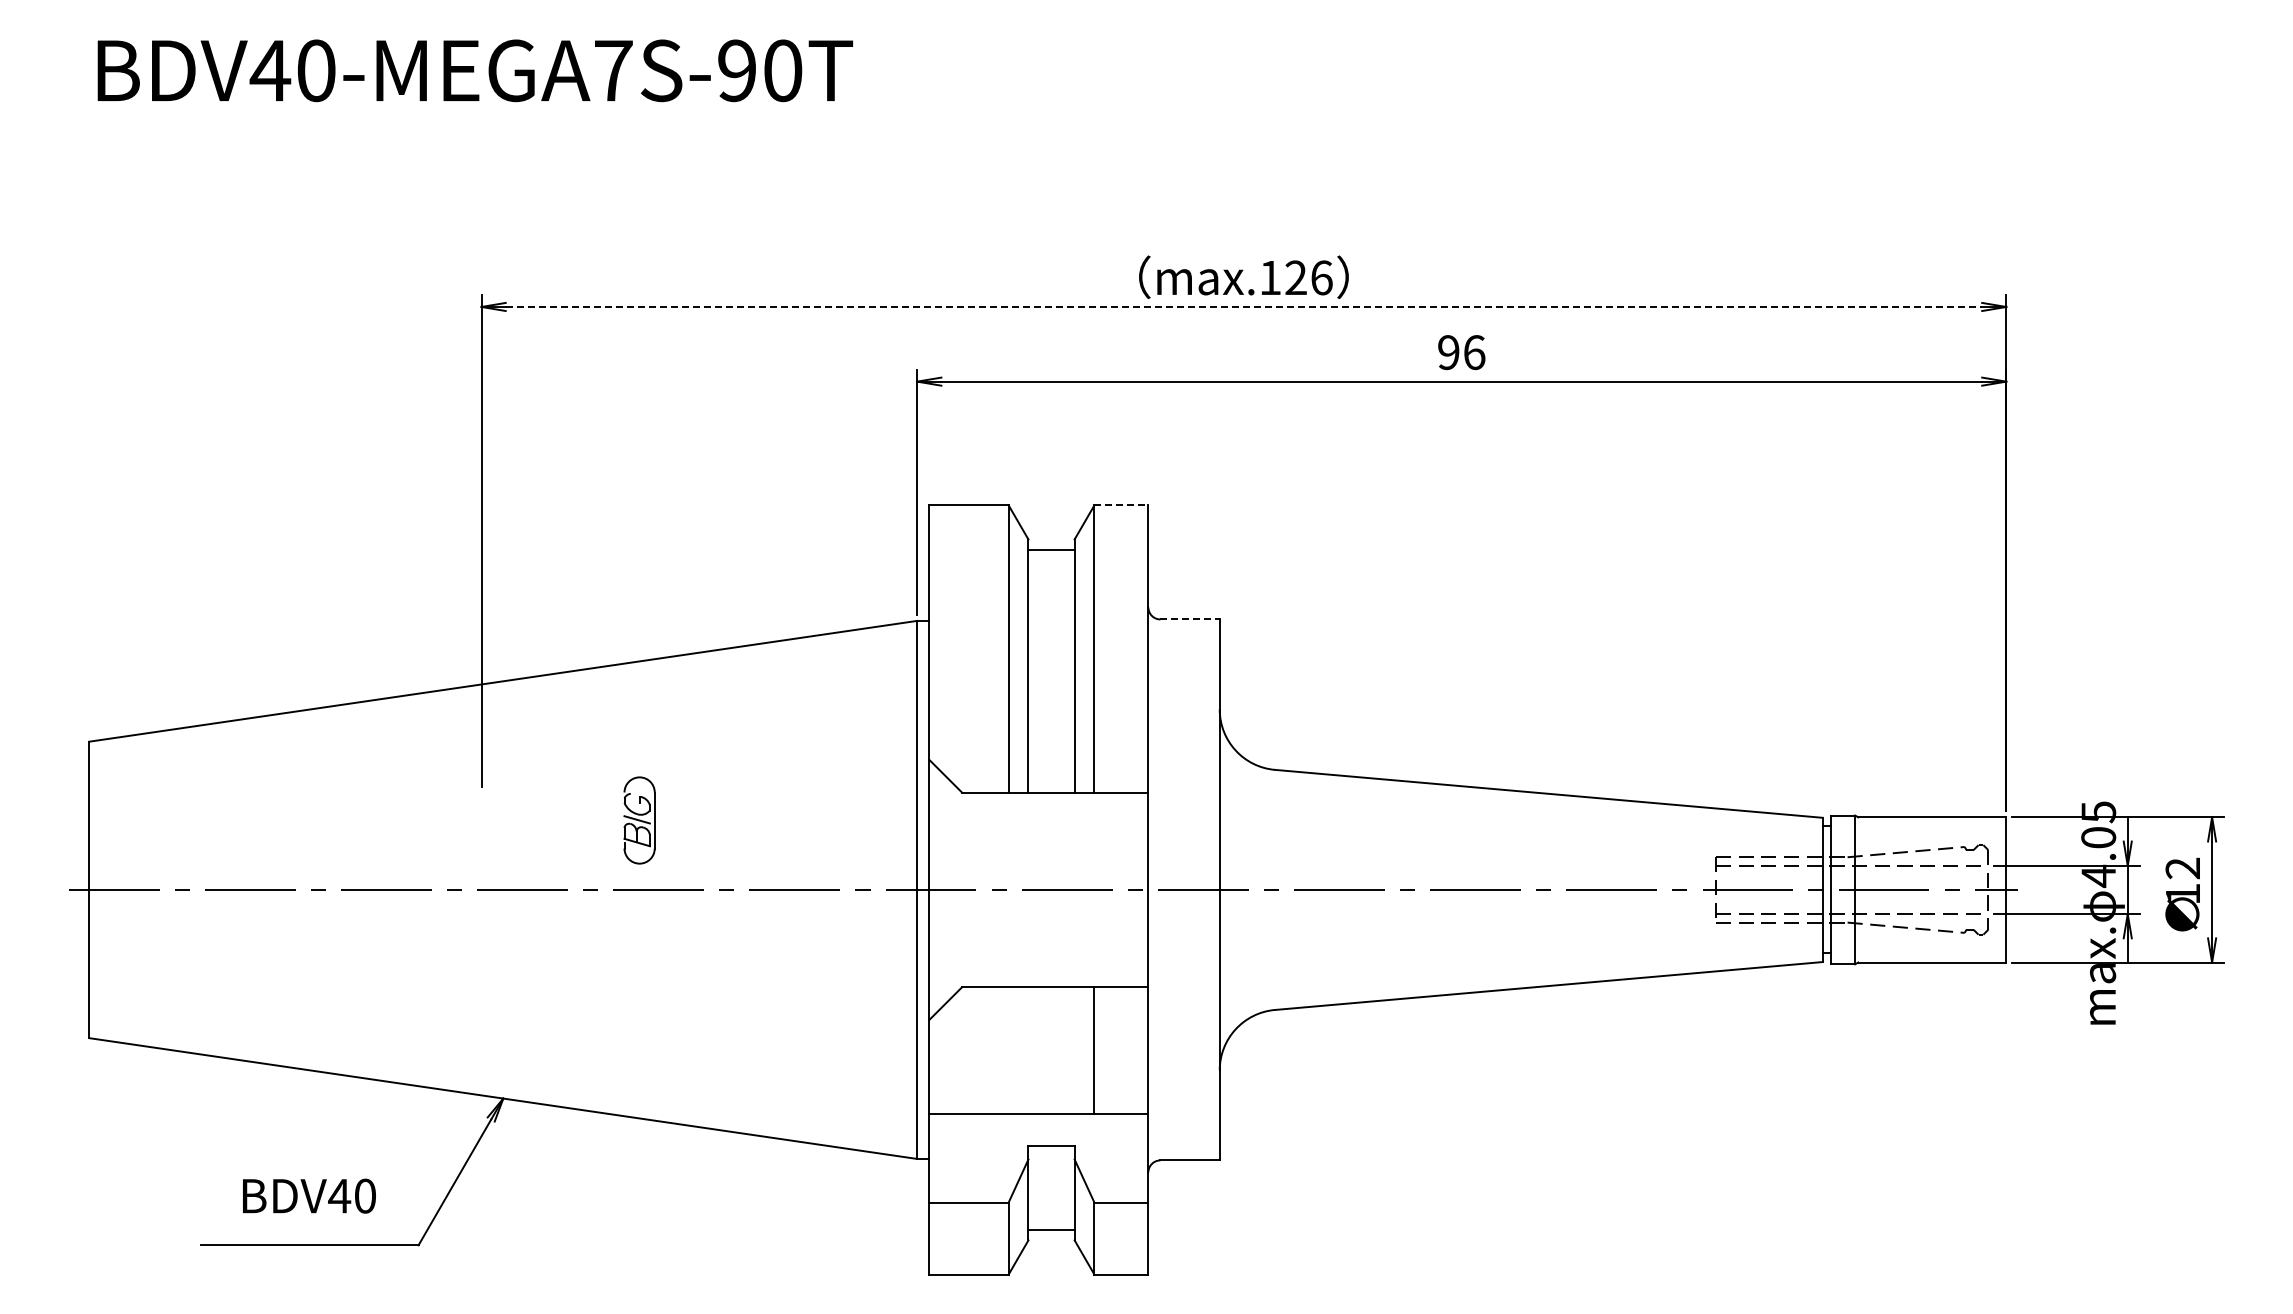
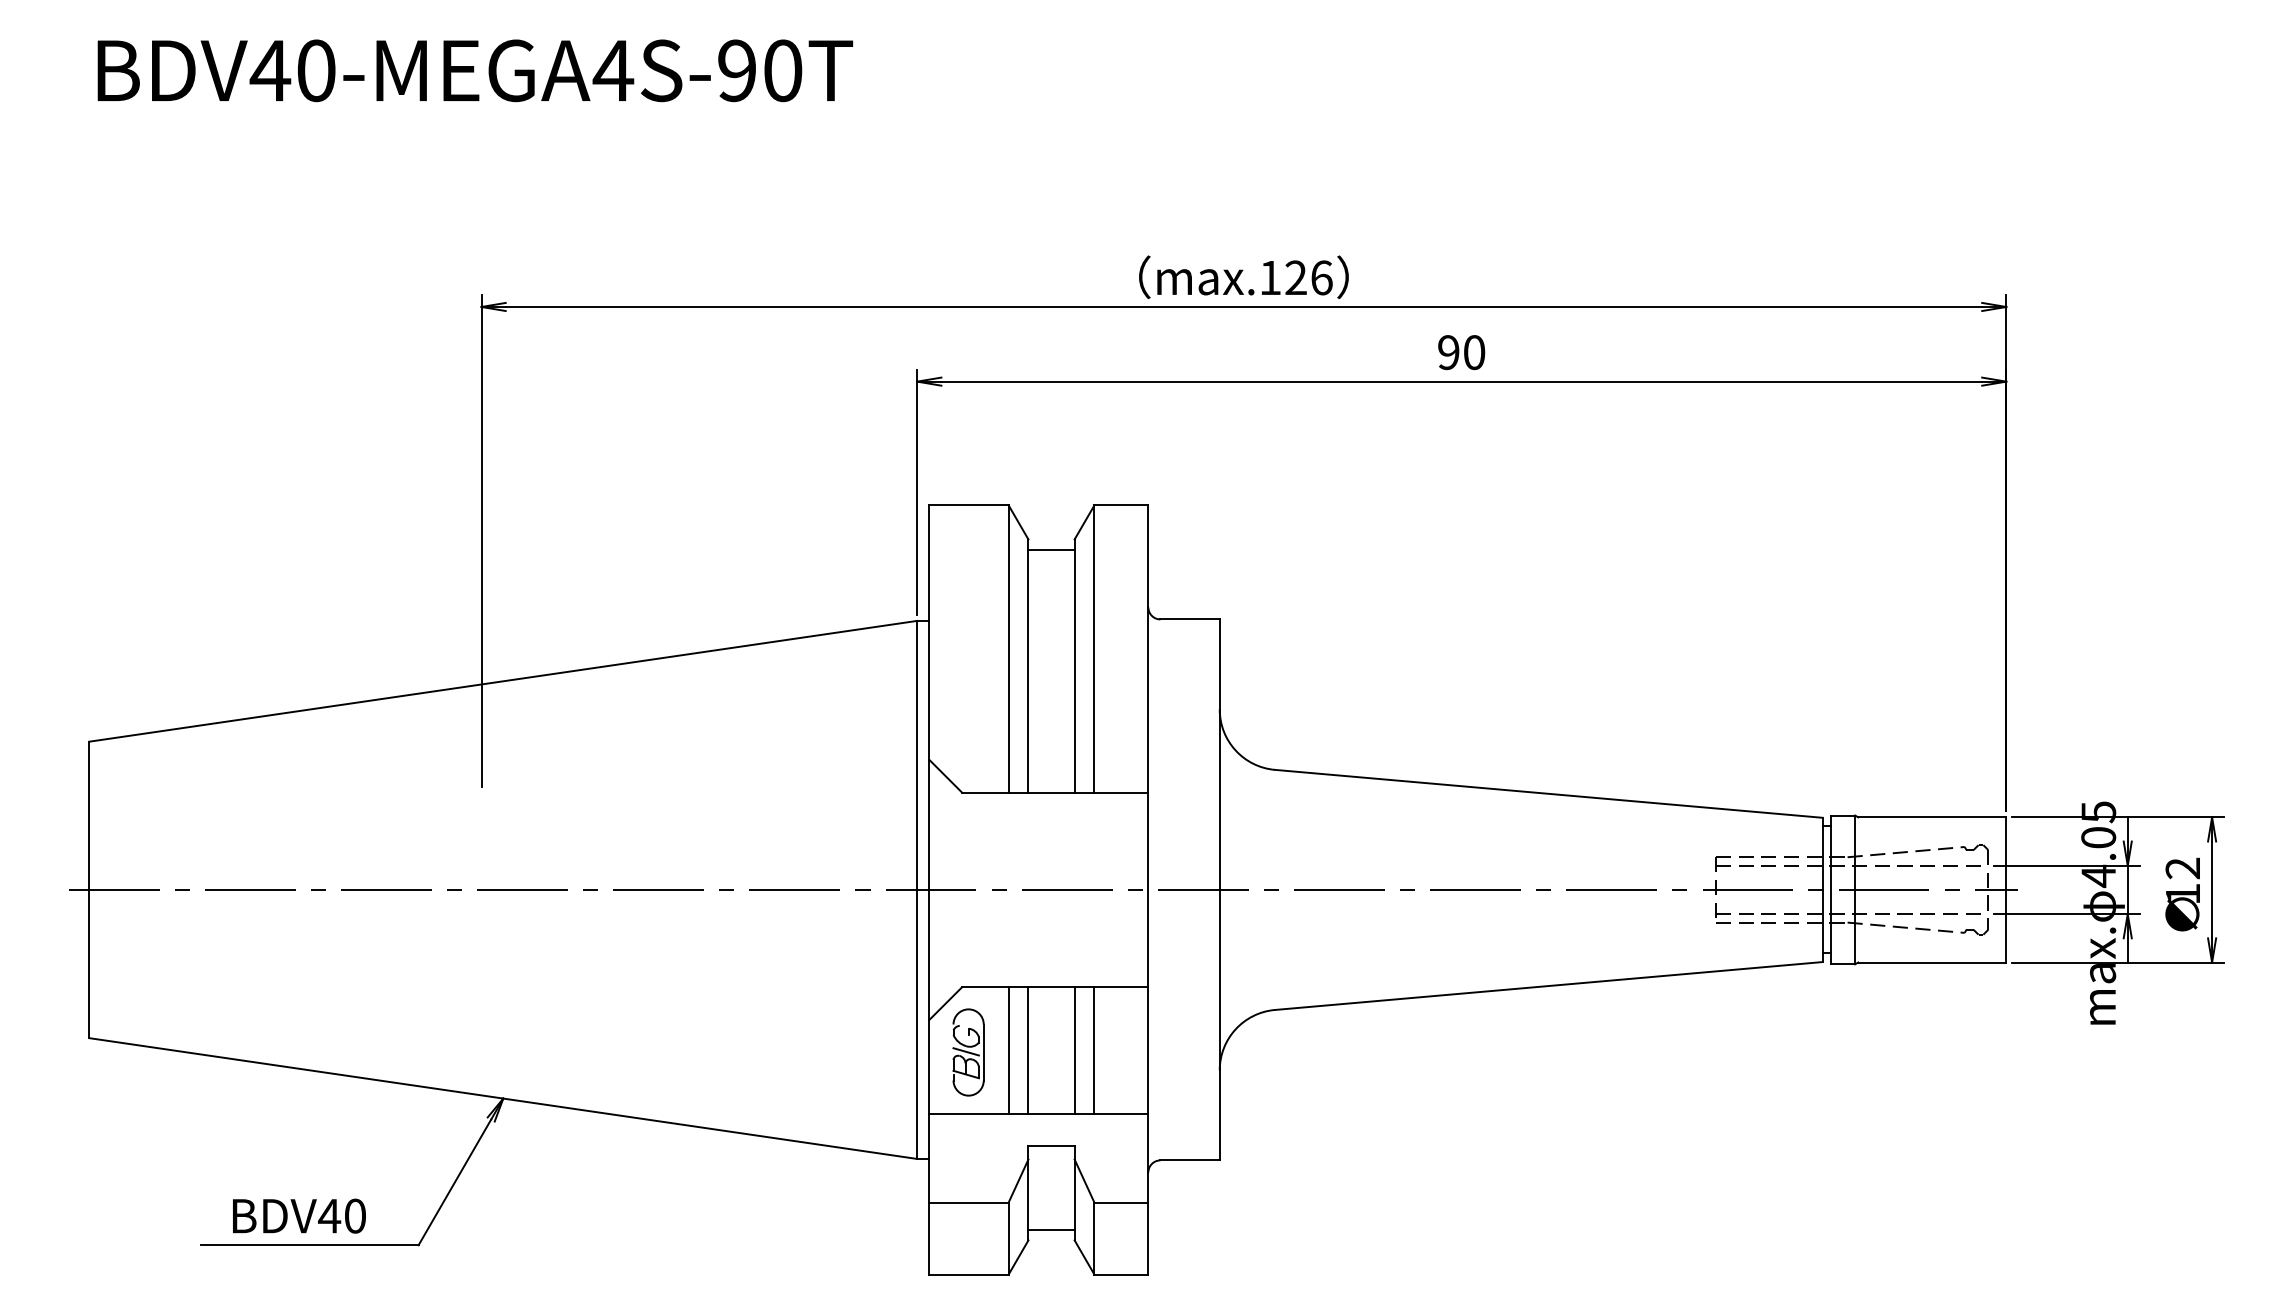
text: BDV40-MEGA7S-90T -> BDV40-MEGA4S-90T (613, 70)
line: dashed -> solid (1244, 306)
text: 96 -> 90 (1474, 352)
line: dashed -> solid (1121, 505)
line: dashed -> solid (1190, 619)
part position: (639, 820) -> (968, 1052) (968, 1052)
line: none -> present (1008, 1050)
line: none -> present (1028, 1050)
line: none -> present (1074, 1050)
text position: (309, 1195) -> (299, 1215) (299, 1215)
